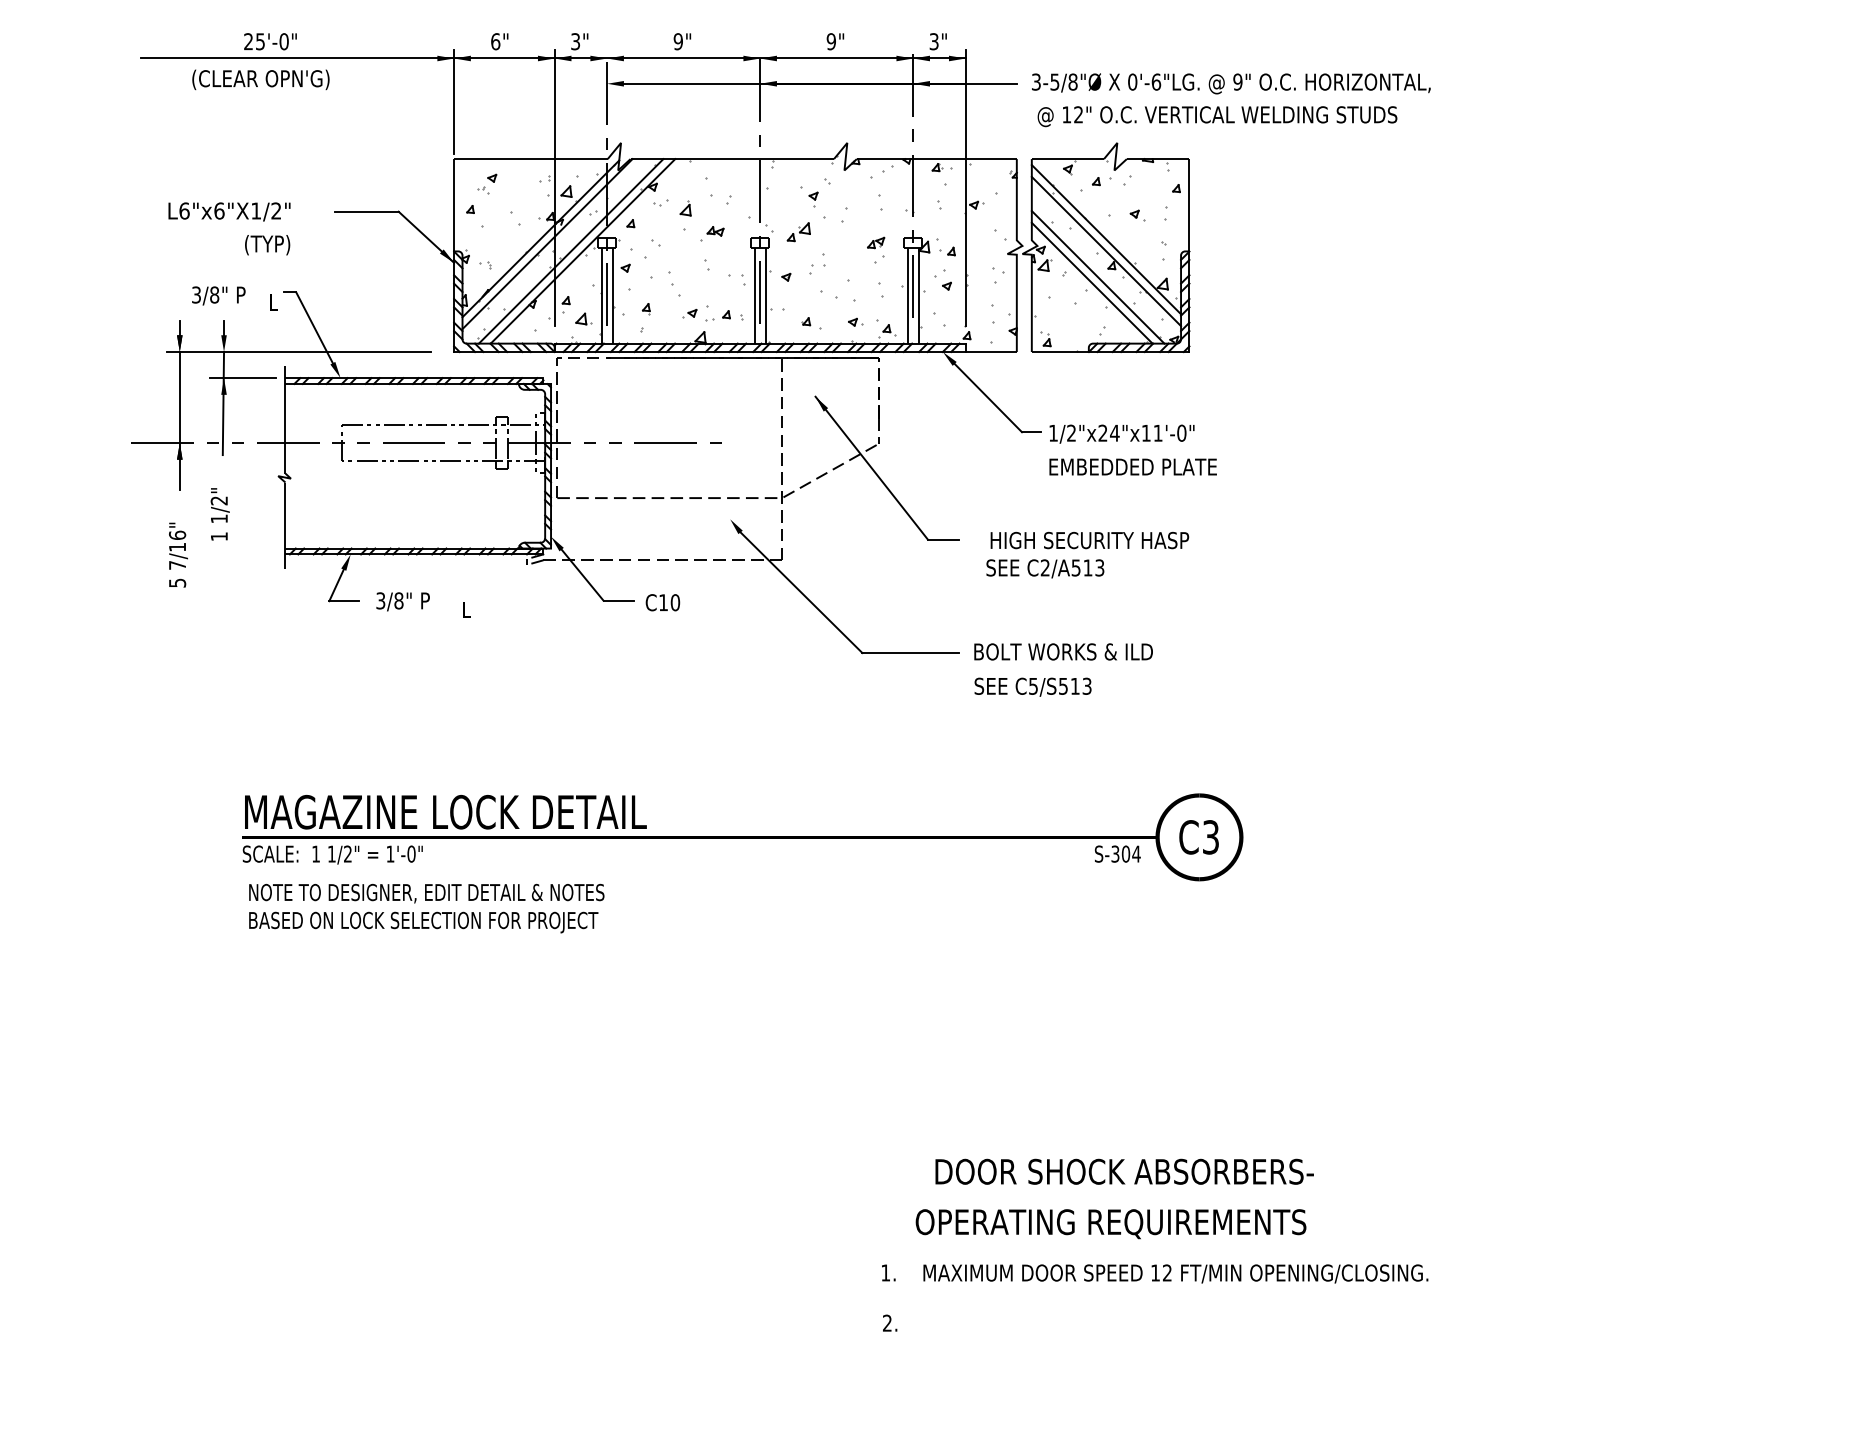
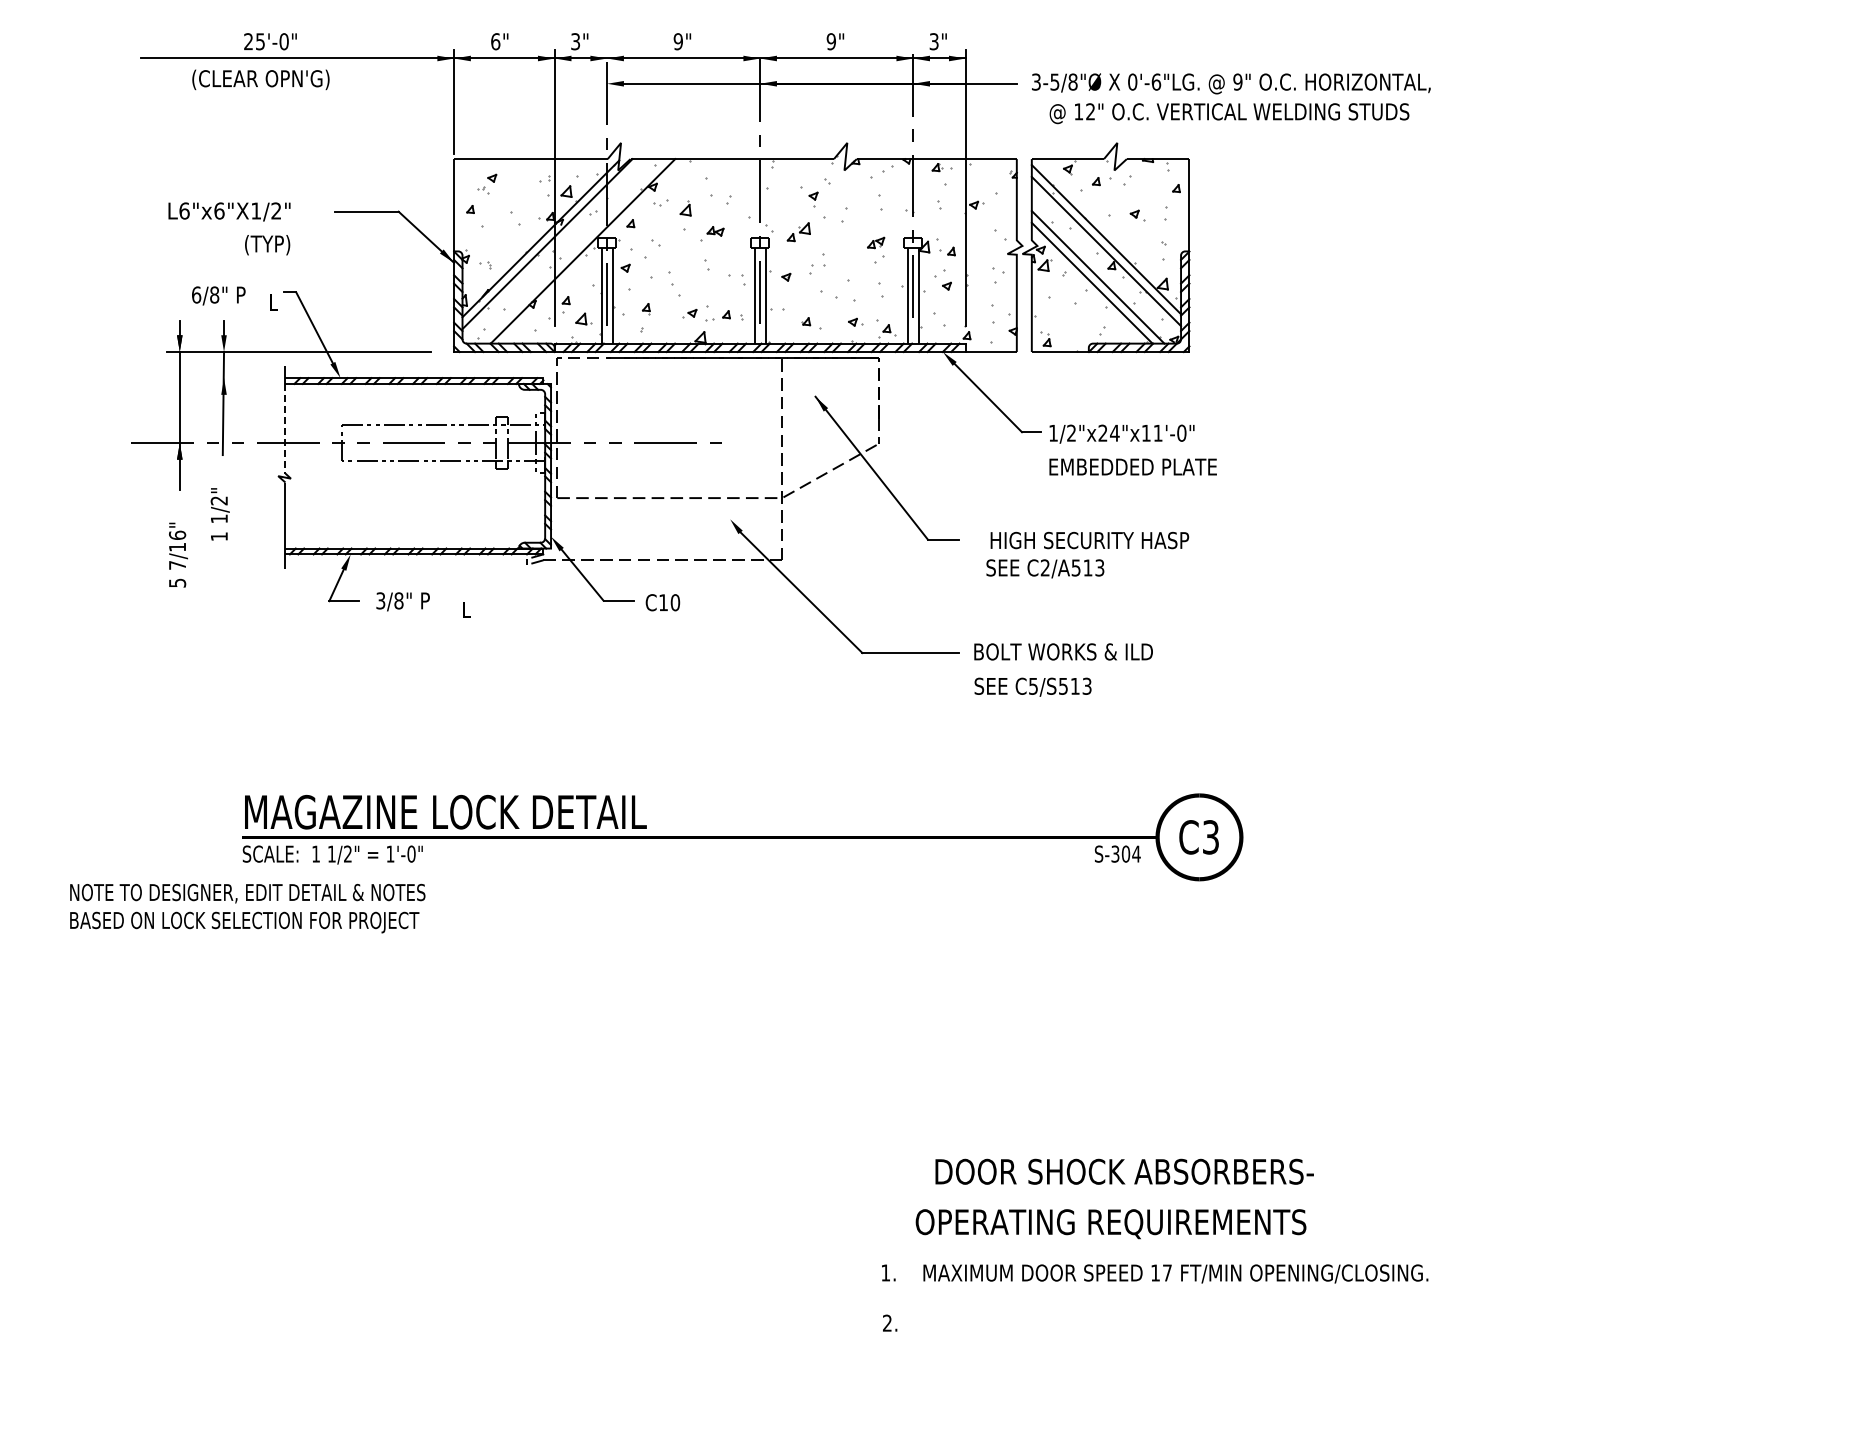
text position: (1217, 116) -> (1229, 113) (1229, 113)
line: present -> none (570, 251)
text: 3/8" -> 6/8" (196, 294)
line: present -> none (243, 378)
line: solid -> dashed (285, 428)
text position: (426, 908) -> (247, 908) (247, 908)
text: 12 -> 17 (1166, 1272)
